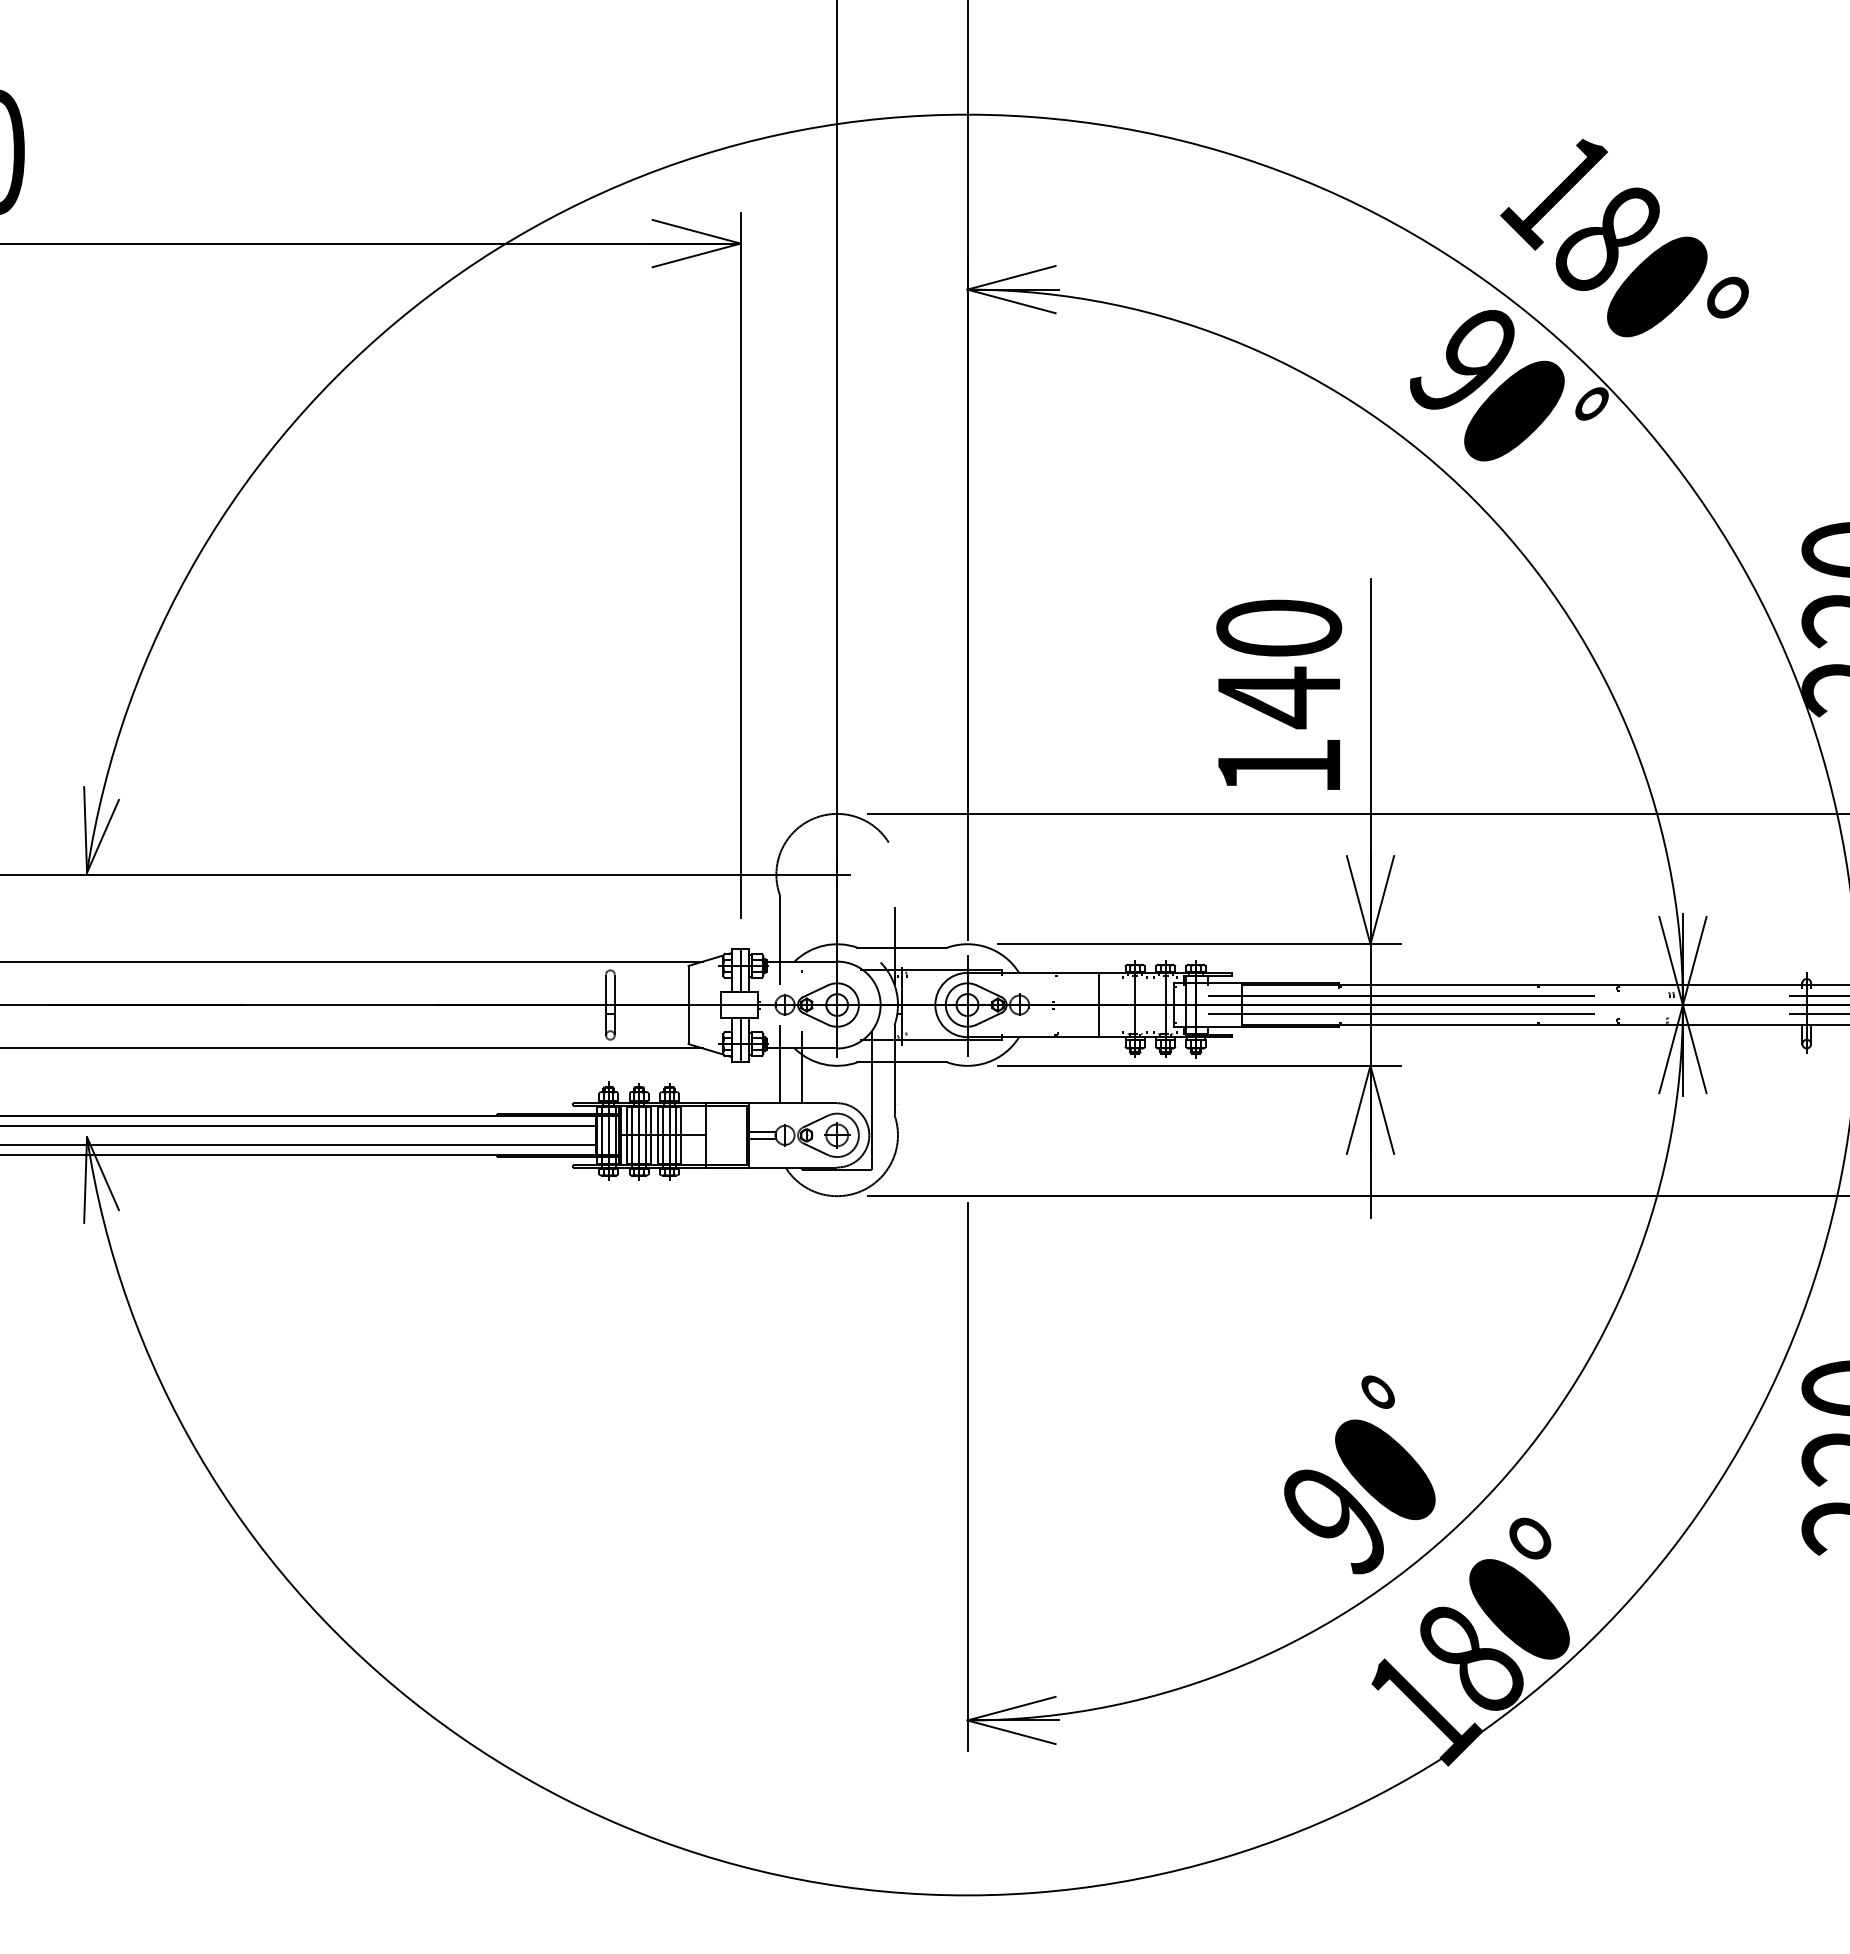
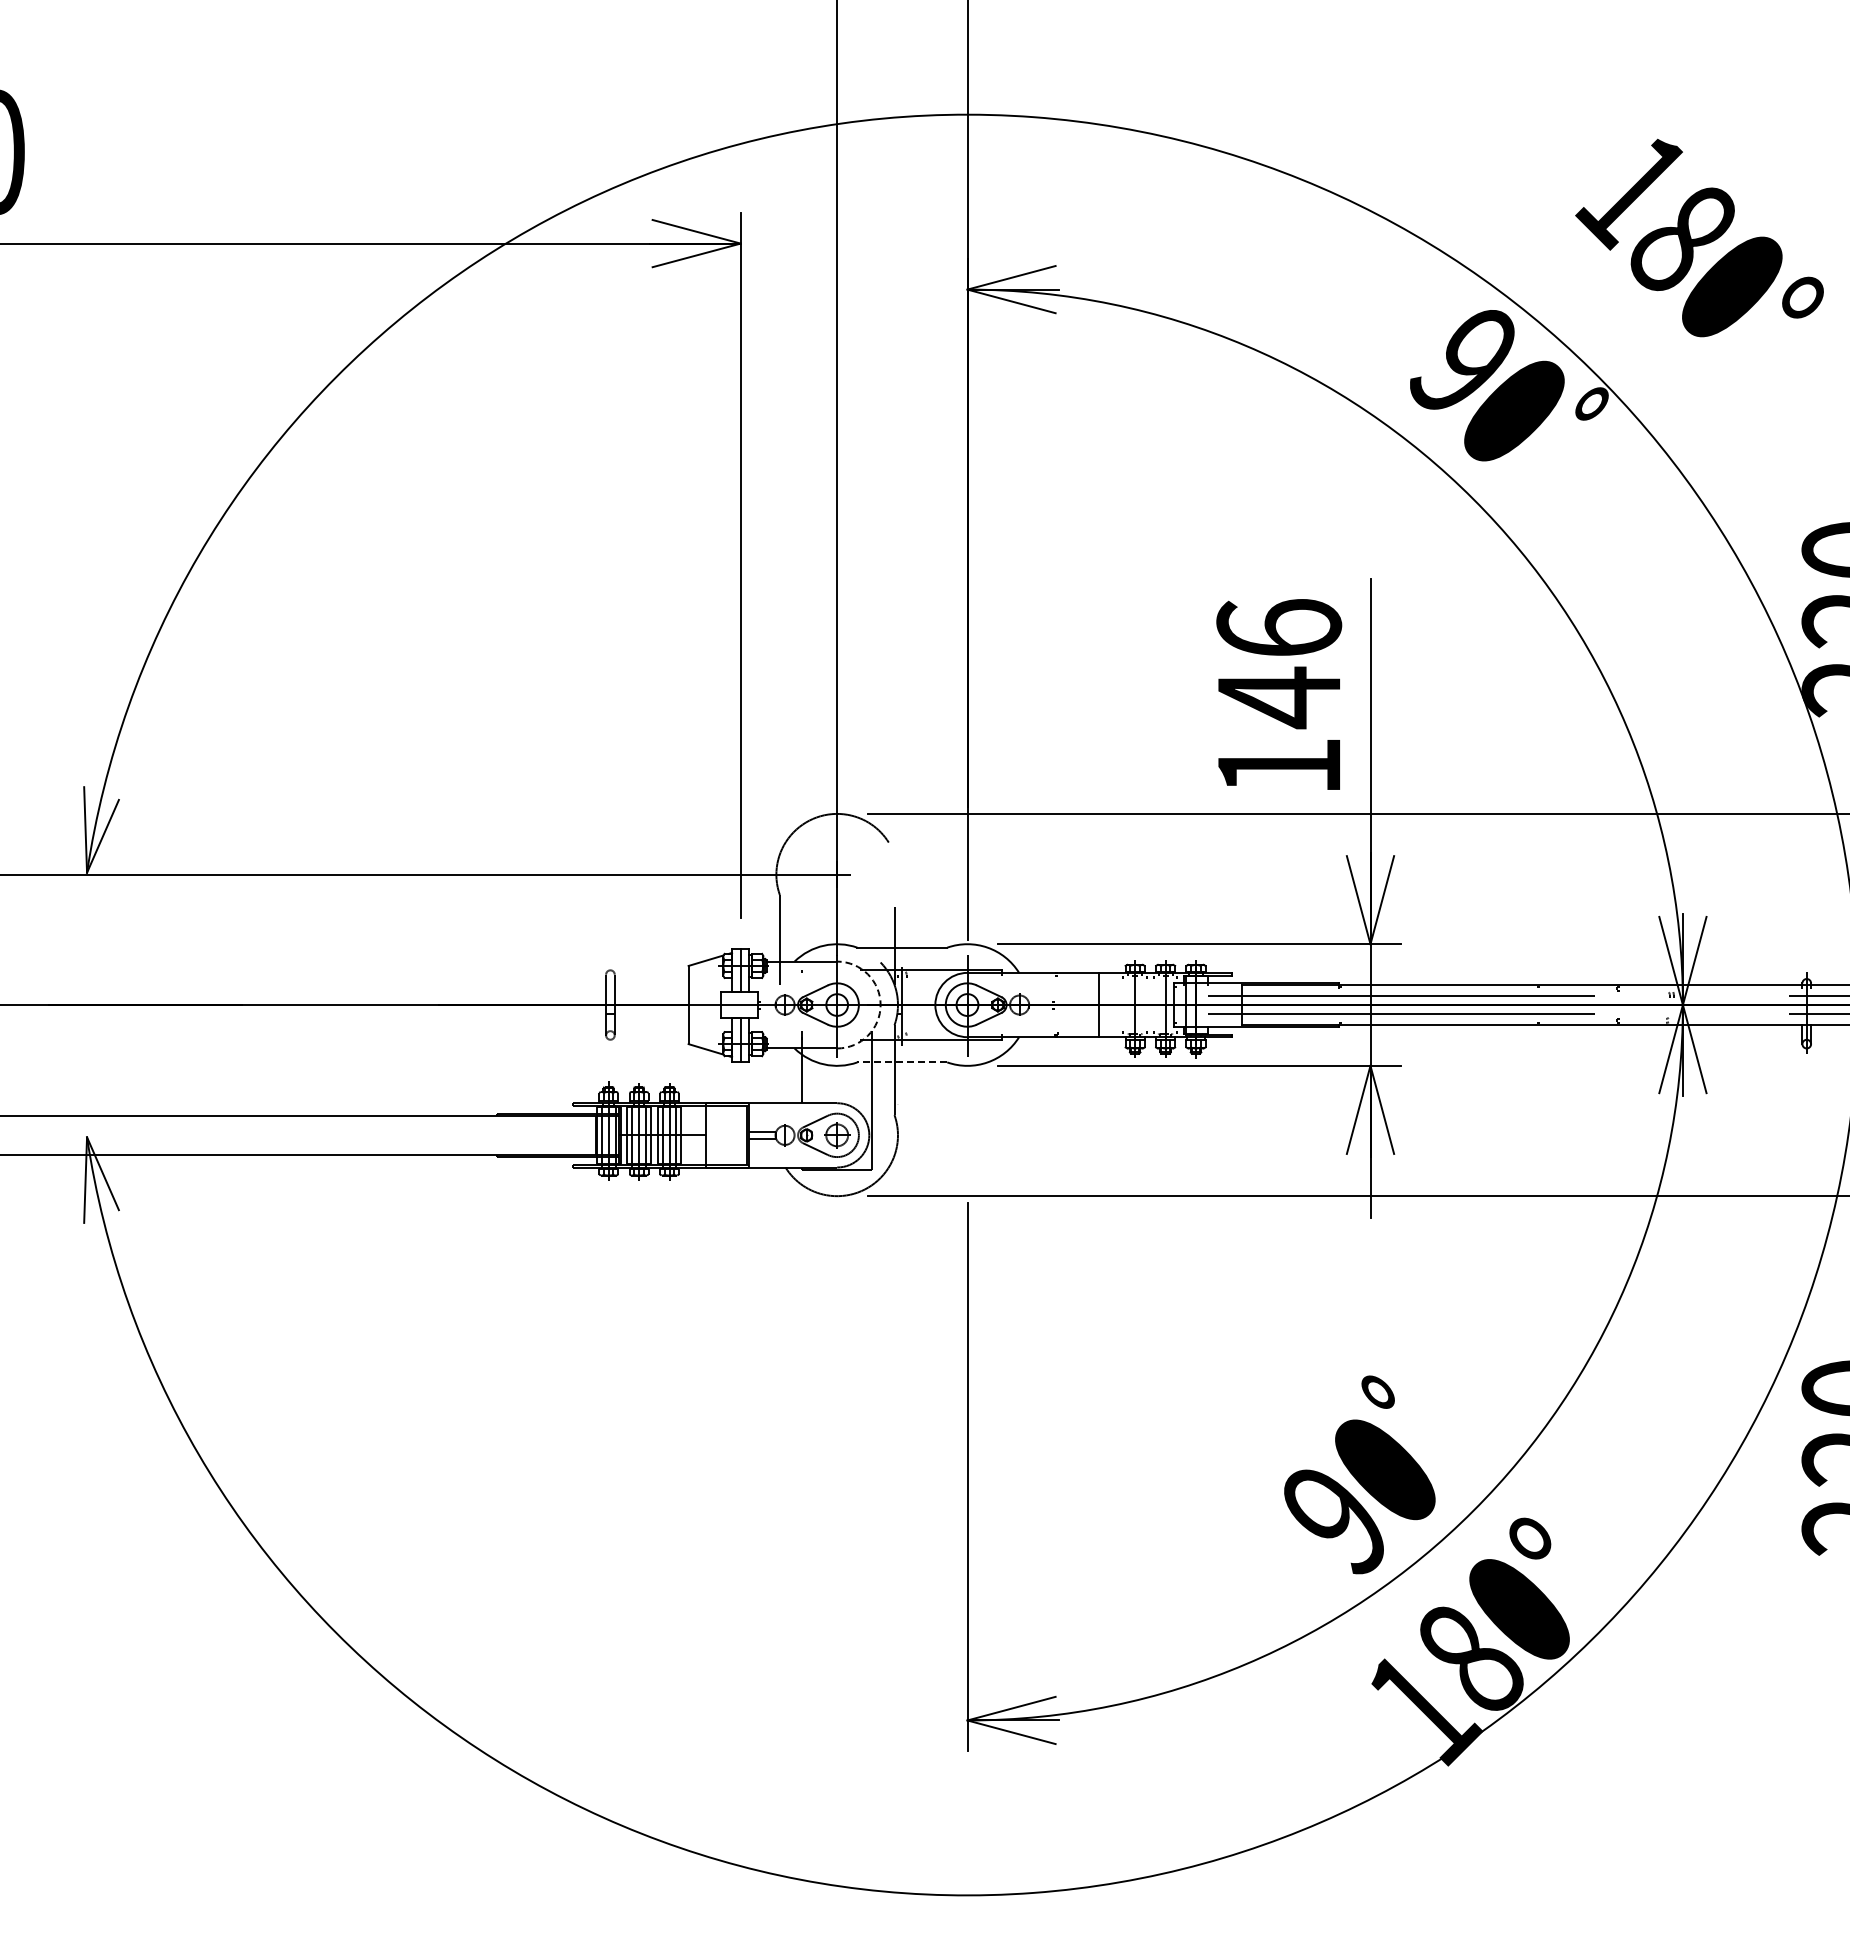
text position: (1624, 237) -> (1699, 237) (1699, 237)
text: 140 -> 146 (1279, 627)
line: present -> none (352, 961)
arc: solid -> dashed (880, 1005)
line: present -> none (352, 1048)
line: solid -> dashed (902, 1062)
line: present -> none (779, 1064)
line: present -> none (299, 1125)
line: present -> none (299, 1144)
